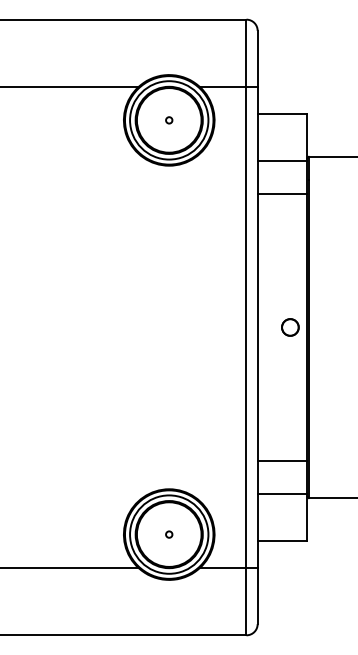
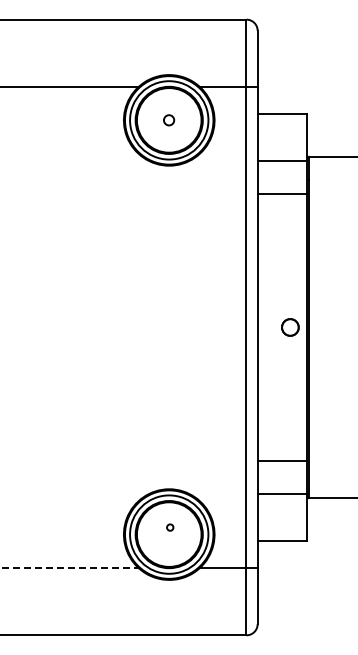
circle size: 9x9 px -> 13x13 px (169, 120)
circle position: (169, 534) -> (170, 527) (170, 527)
line: solid -> dashed (69, 568)
